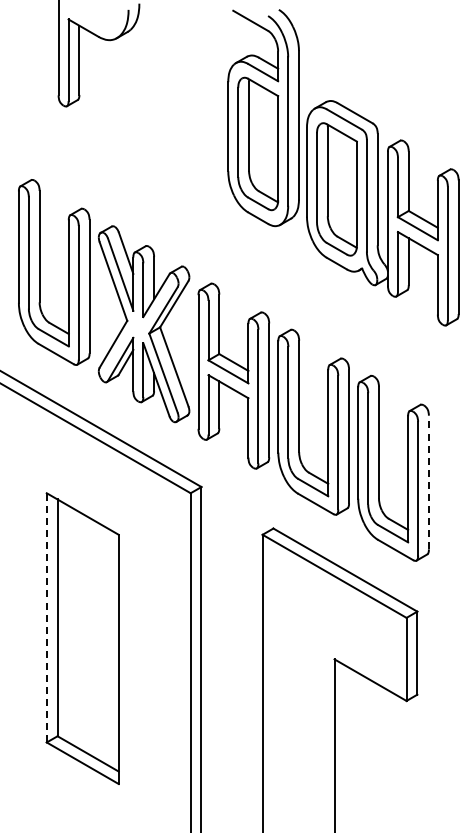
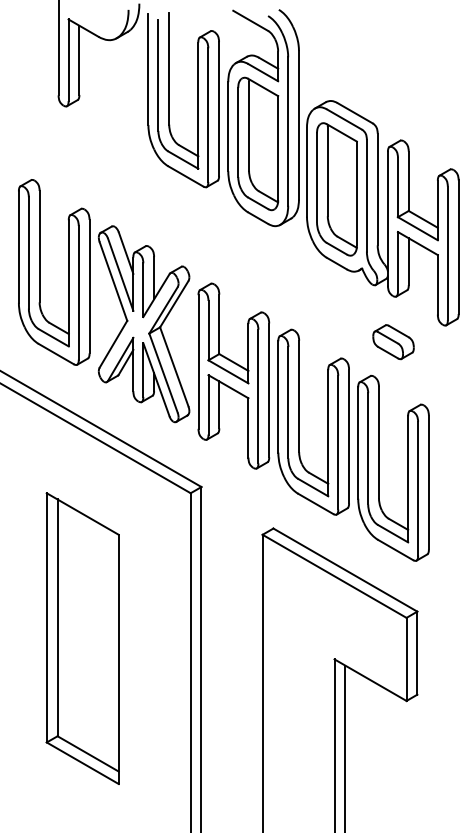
part: none -> present (169, 100)
part: none -> present (393, 342)
line: dashed -> solid (428, 482)
line: dashed -> solid (46, 617)
line: none -> present (345, 747)
